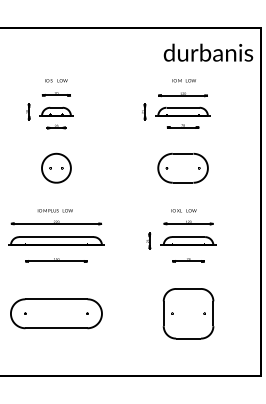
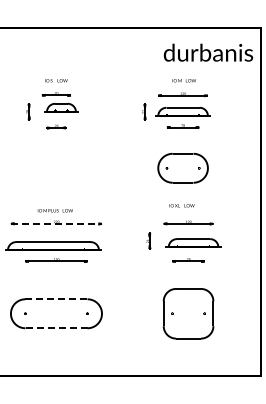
part position: (56, 111) -> (61, 107) (61, 107)
part: present -> none (56, 167)
text position: (183, 210) -> (181, 205) (181, 205)
line: solid -> dashed (56, 223)
part position: (56, 240) -> (53, 245) (53, 245)
part position: (188, 240) -> (193, 242) (193, 242)
line: solid -> dashed (56, 299)
line: solid -> dashed (55, 328)
